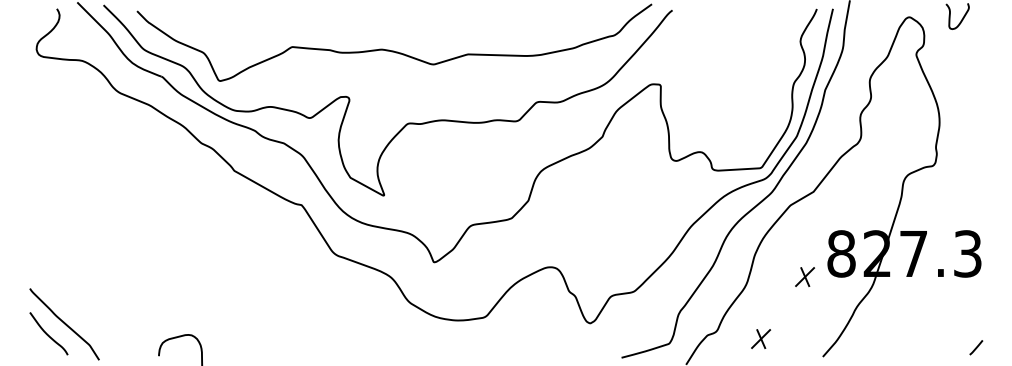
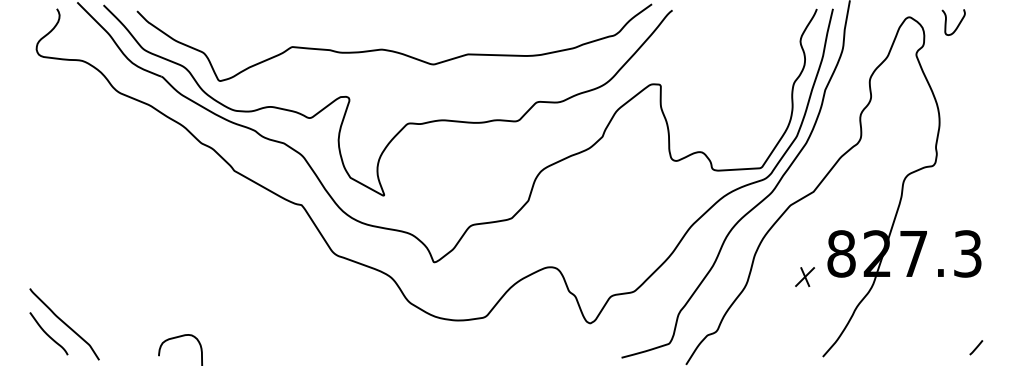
curve position: (961, 19) -> (957, 25) (957, 25)
part: present -> none (760, 338)
